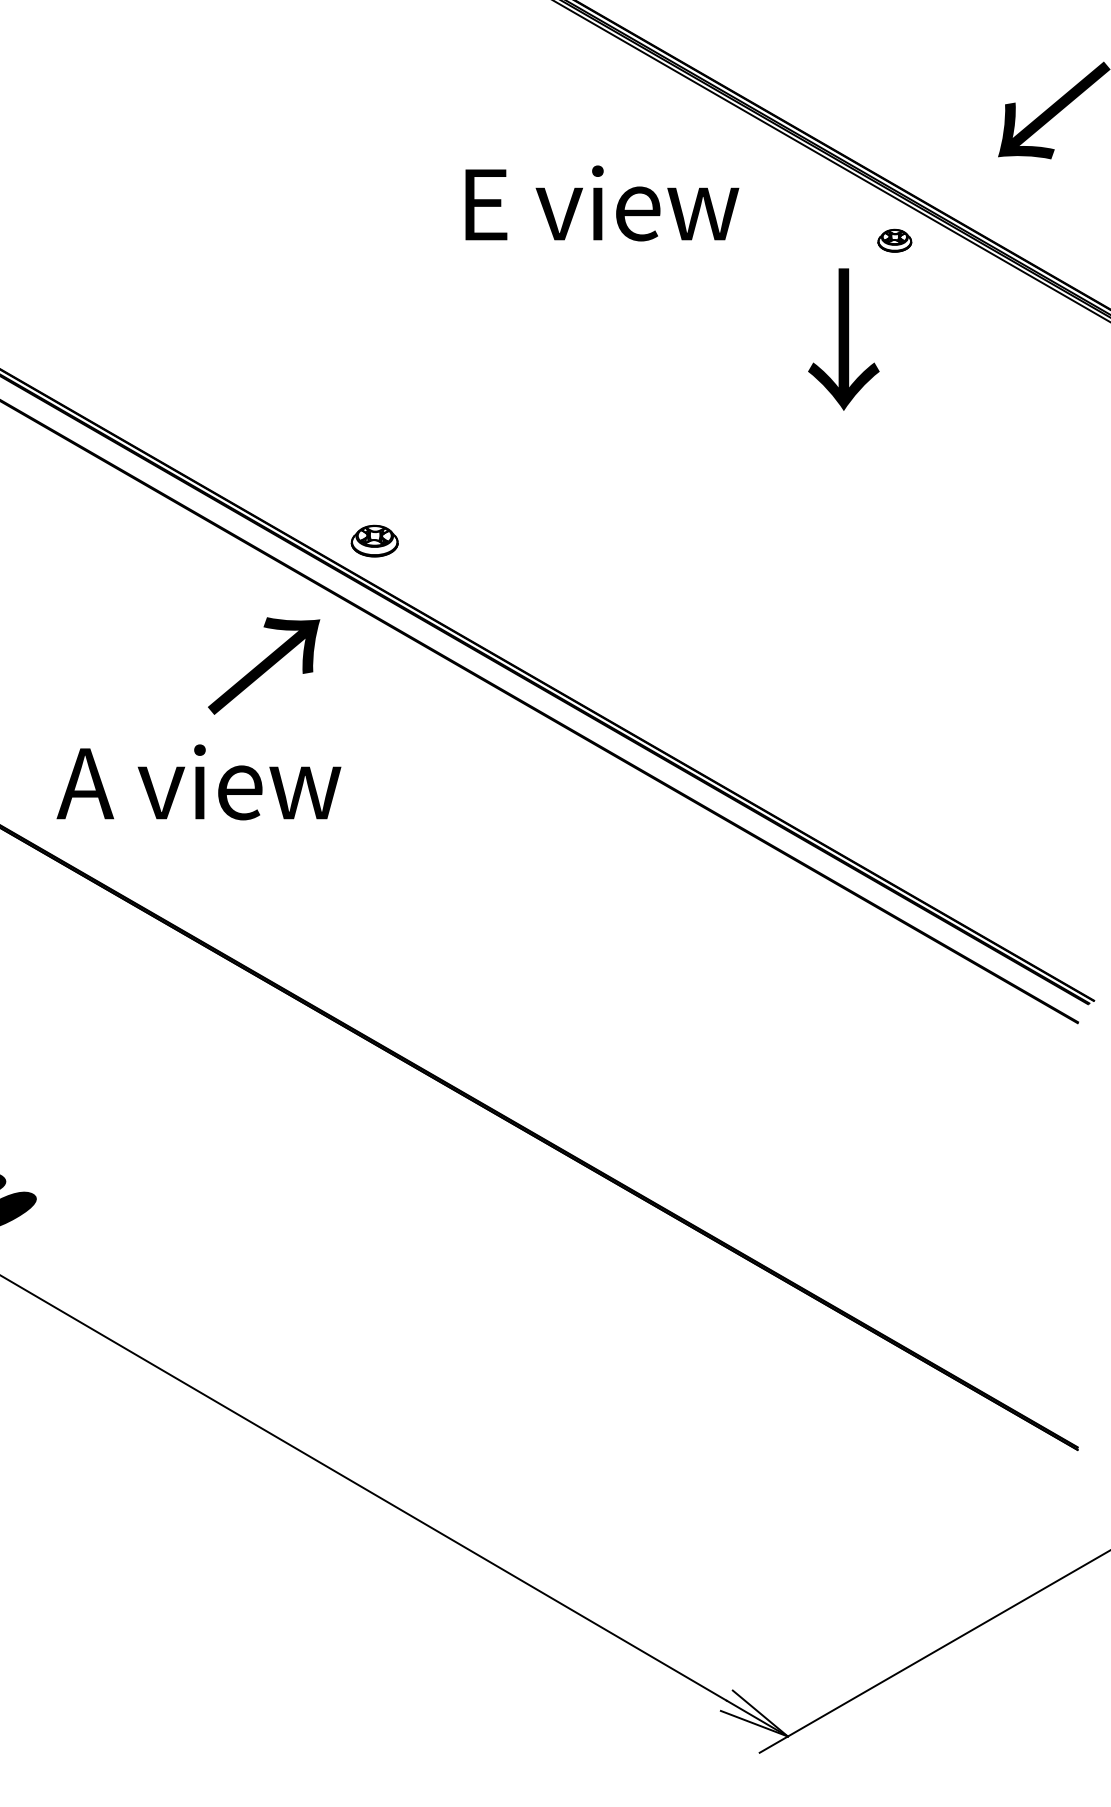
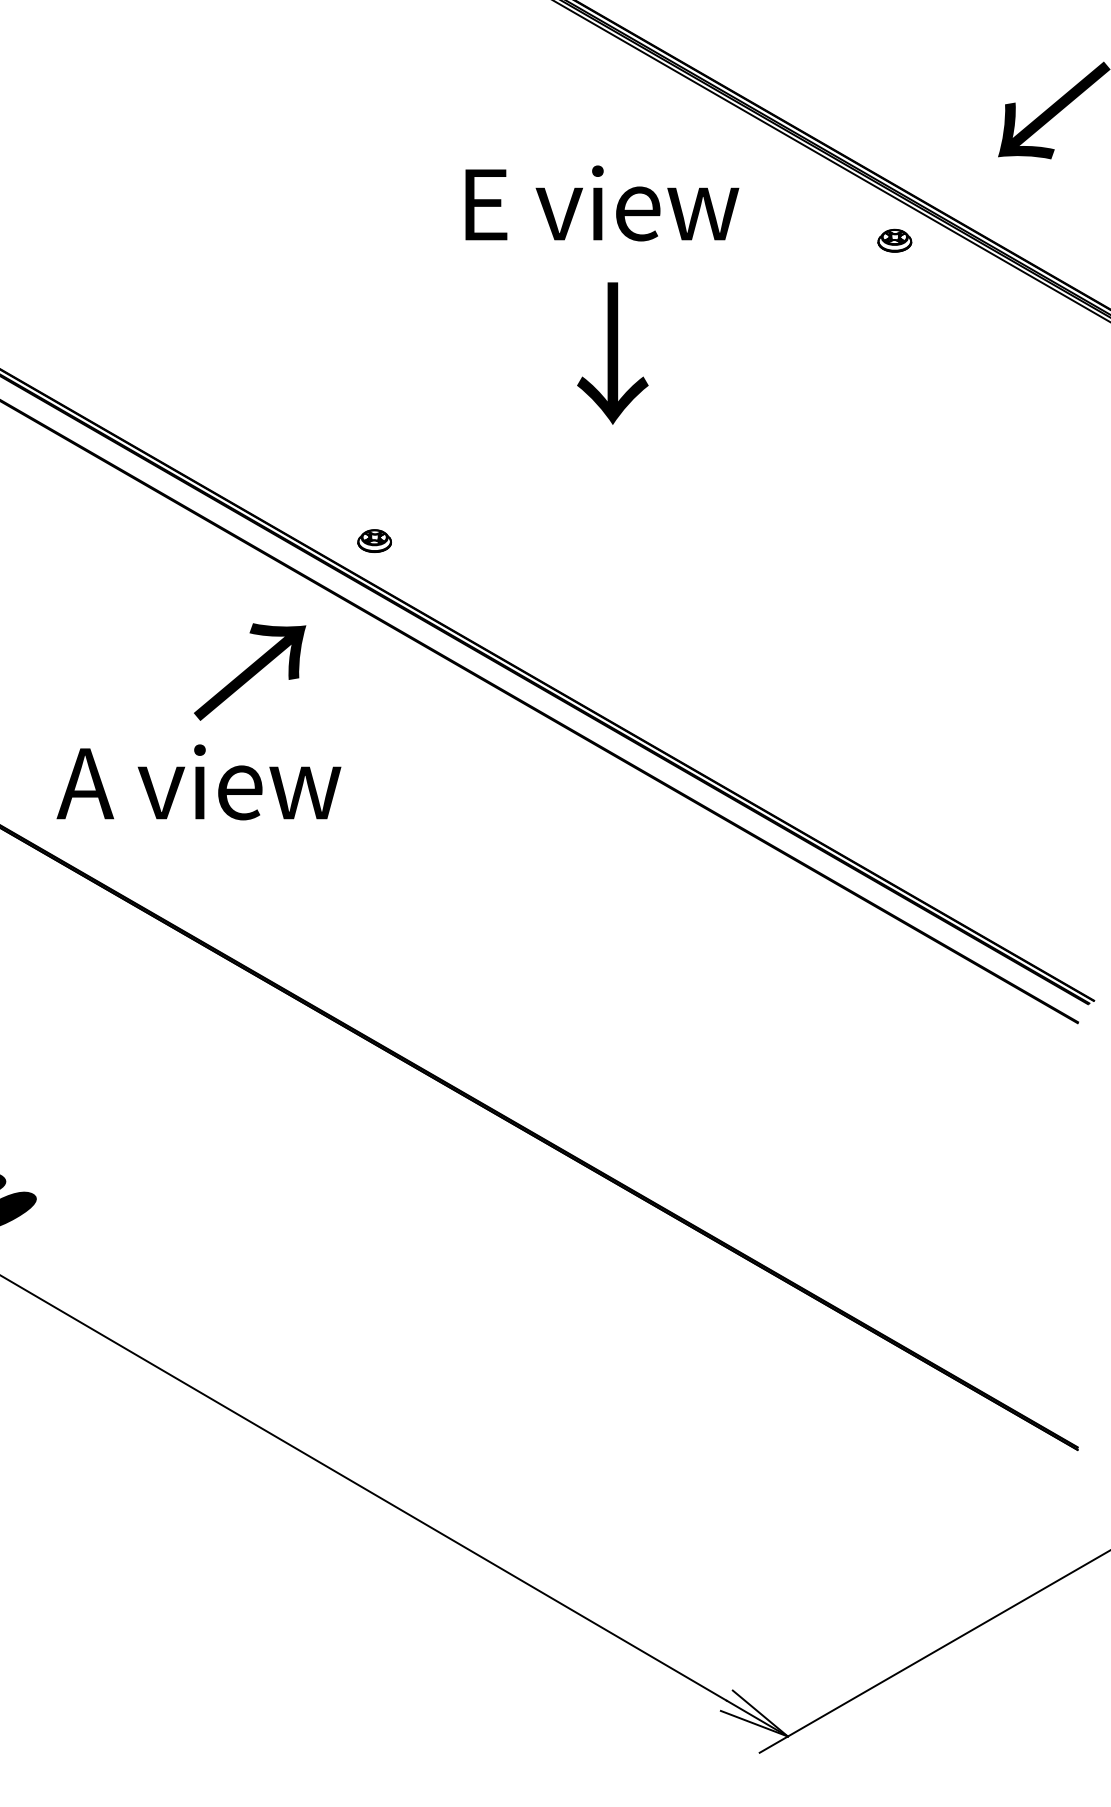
text position: (843, 339) -> (612, 353) (612, 353)
part size: 49x34 px -> 35x24 px (374, 540)
text position: (264, 665) -> (250, 671) (250, 671)
